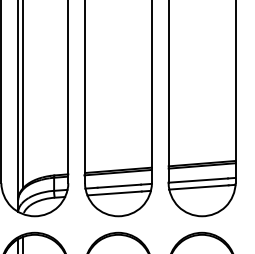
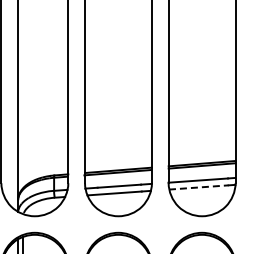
line: present -> none (23, 95)
line: solid -> dashed (198, 187)
